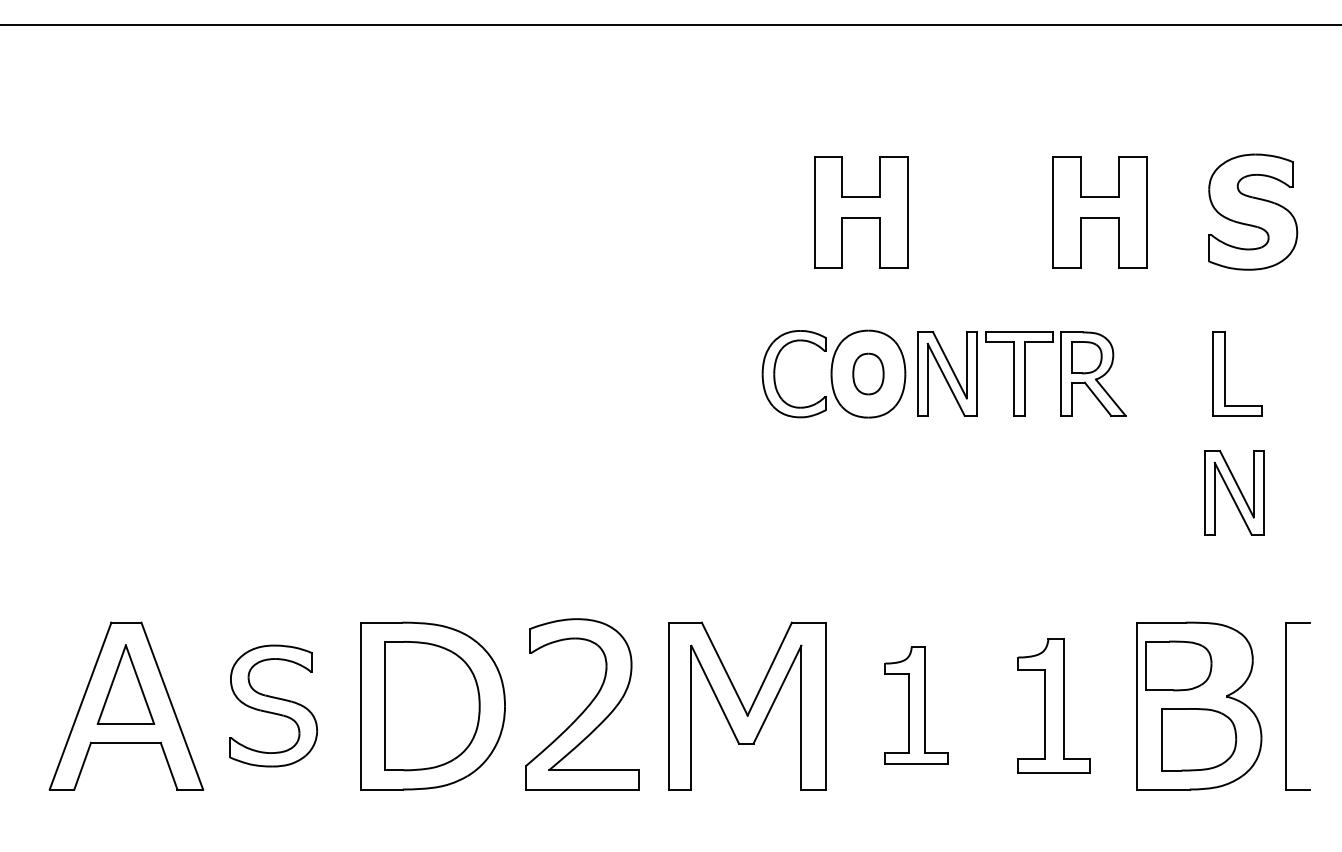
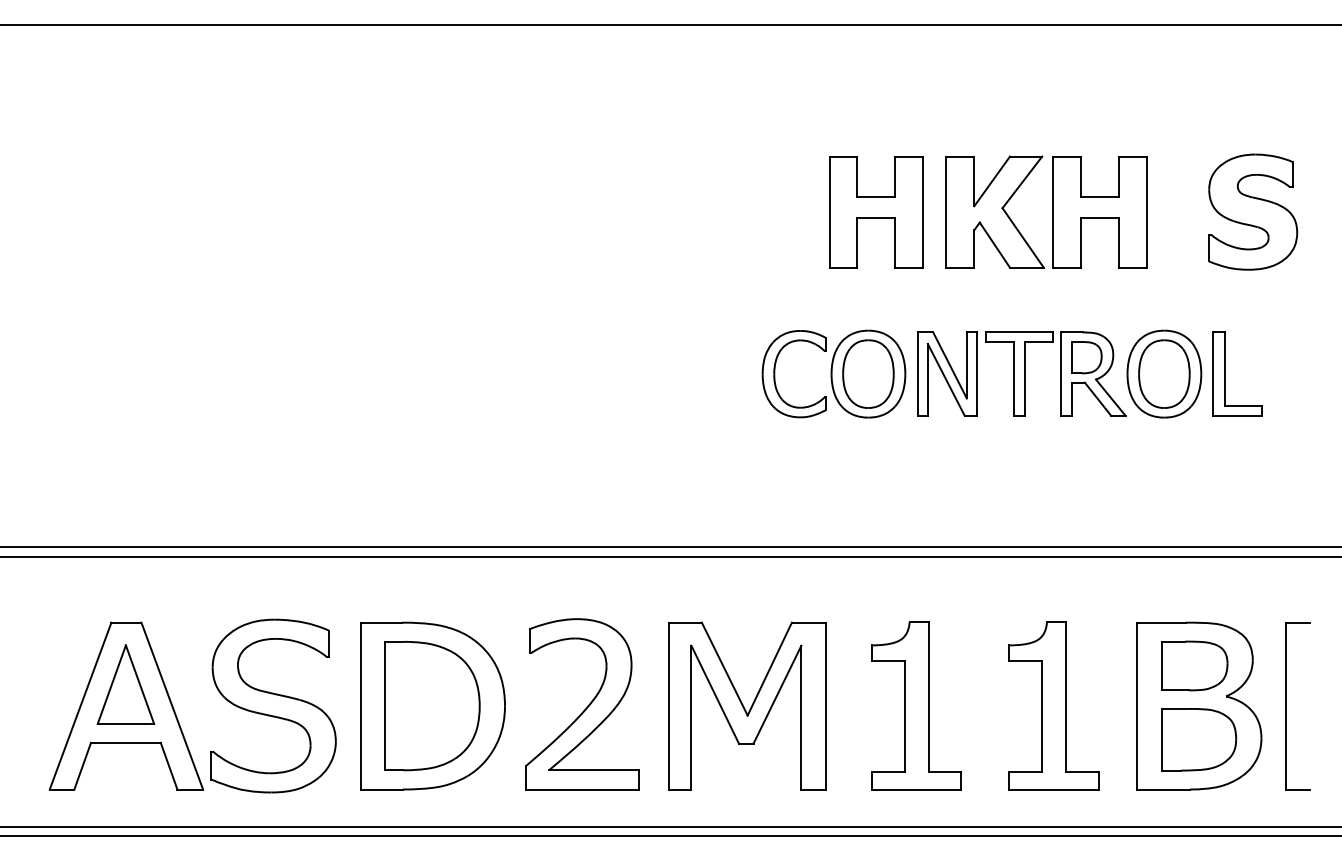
part: none -> present (994, 211)
part position: (861, 212) -> (876, 212) (876, 212)
part size: 33x44 px -> 53x70 px (868, 373)
part: none -> present (1164, 373)
part: present -> none (1234, 492)
line: none -> present (670, 546)
line: none -> present (670, 556)
part position: (1178, 665) -> (1194, 665) (1194, 665)
part size: 89x124 px -> 127x176 px (273, 705)
part size: 65x119 px -> 91x170 px (916, 705)
part size: 74x136 px -> 92x170 px (1053, 705)
line: none -> present (670, 826)
line: none -> present (670, 836)
